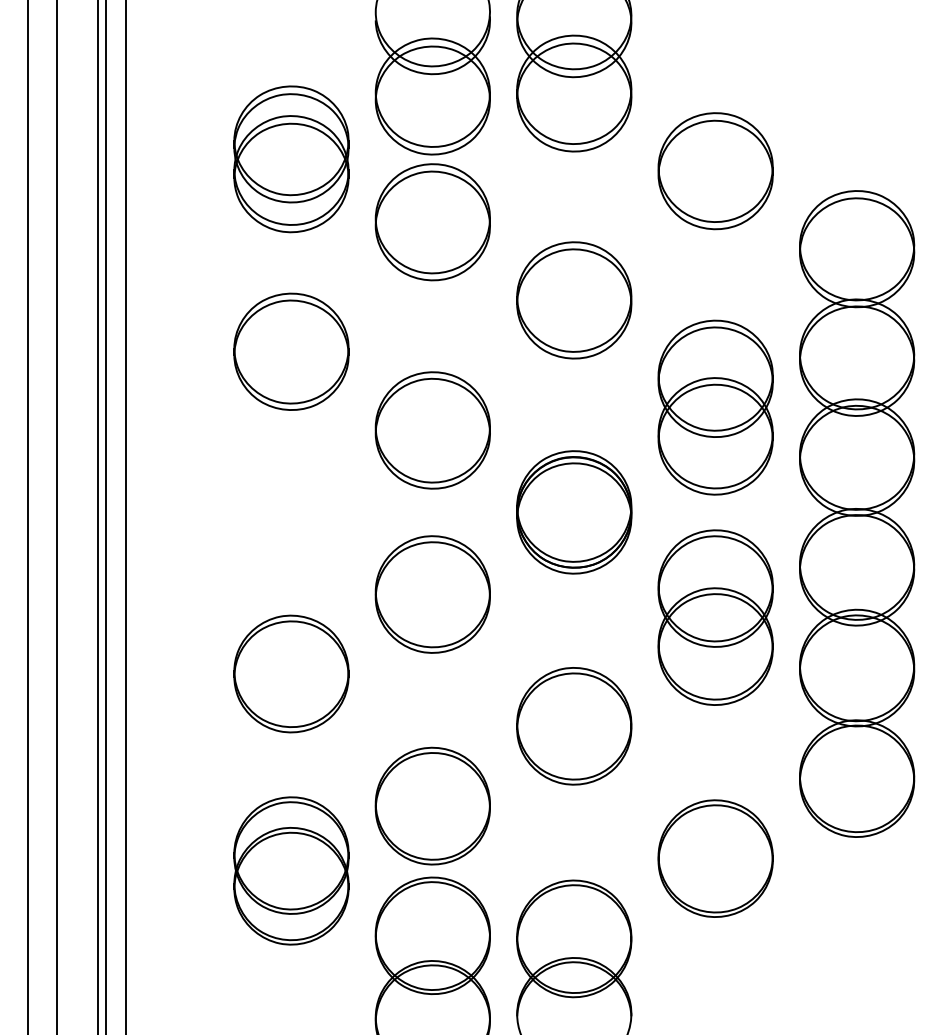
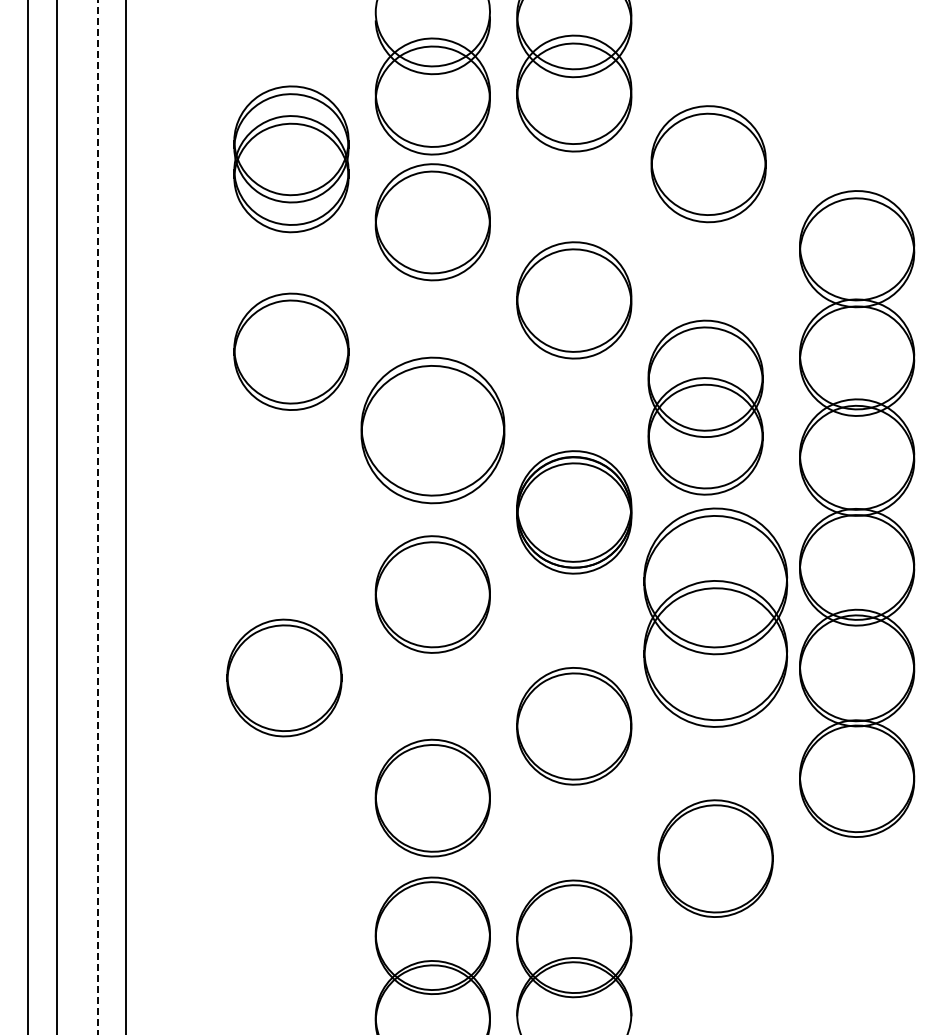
part position: (715, 171) -> (708, 164) (708, 164)
part position: (715, 407) -> (705, 407) (705, 407)
part size: 117x119 px -> 146x149 px (432, 430)
line: present -> none (105, 516)
line: solid -> dashed (97, 517)
part size: 117x177 px -> 146x221 px (715, 617)
part position: (291, 673) -> (284, 677) (284, 677)
part position: (432, 805) -> (432, 797) (432, 797)
part: present -> none (291, 870)
